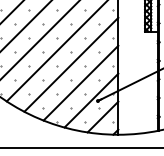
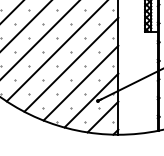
line: present -> none (81, 148)
